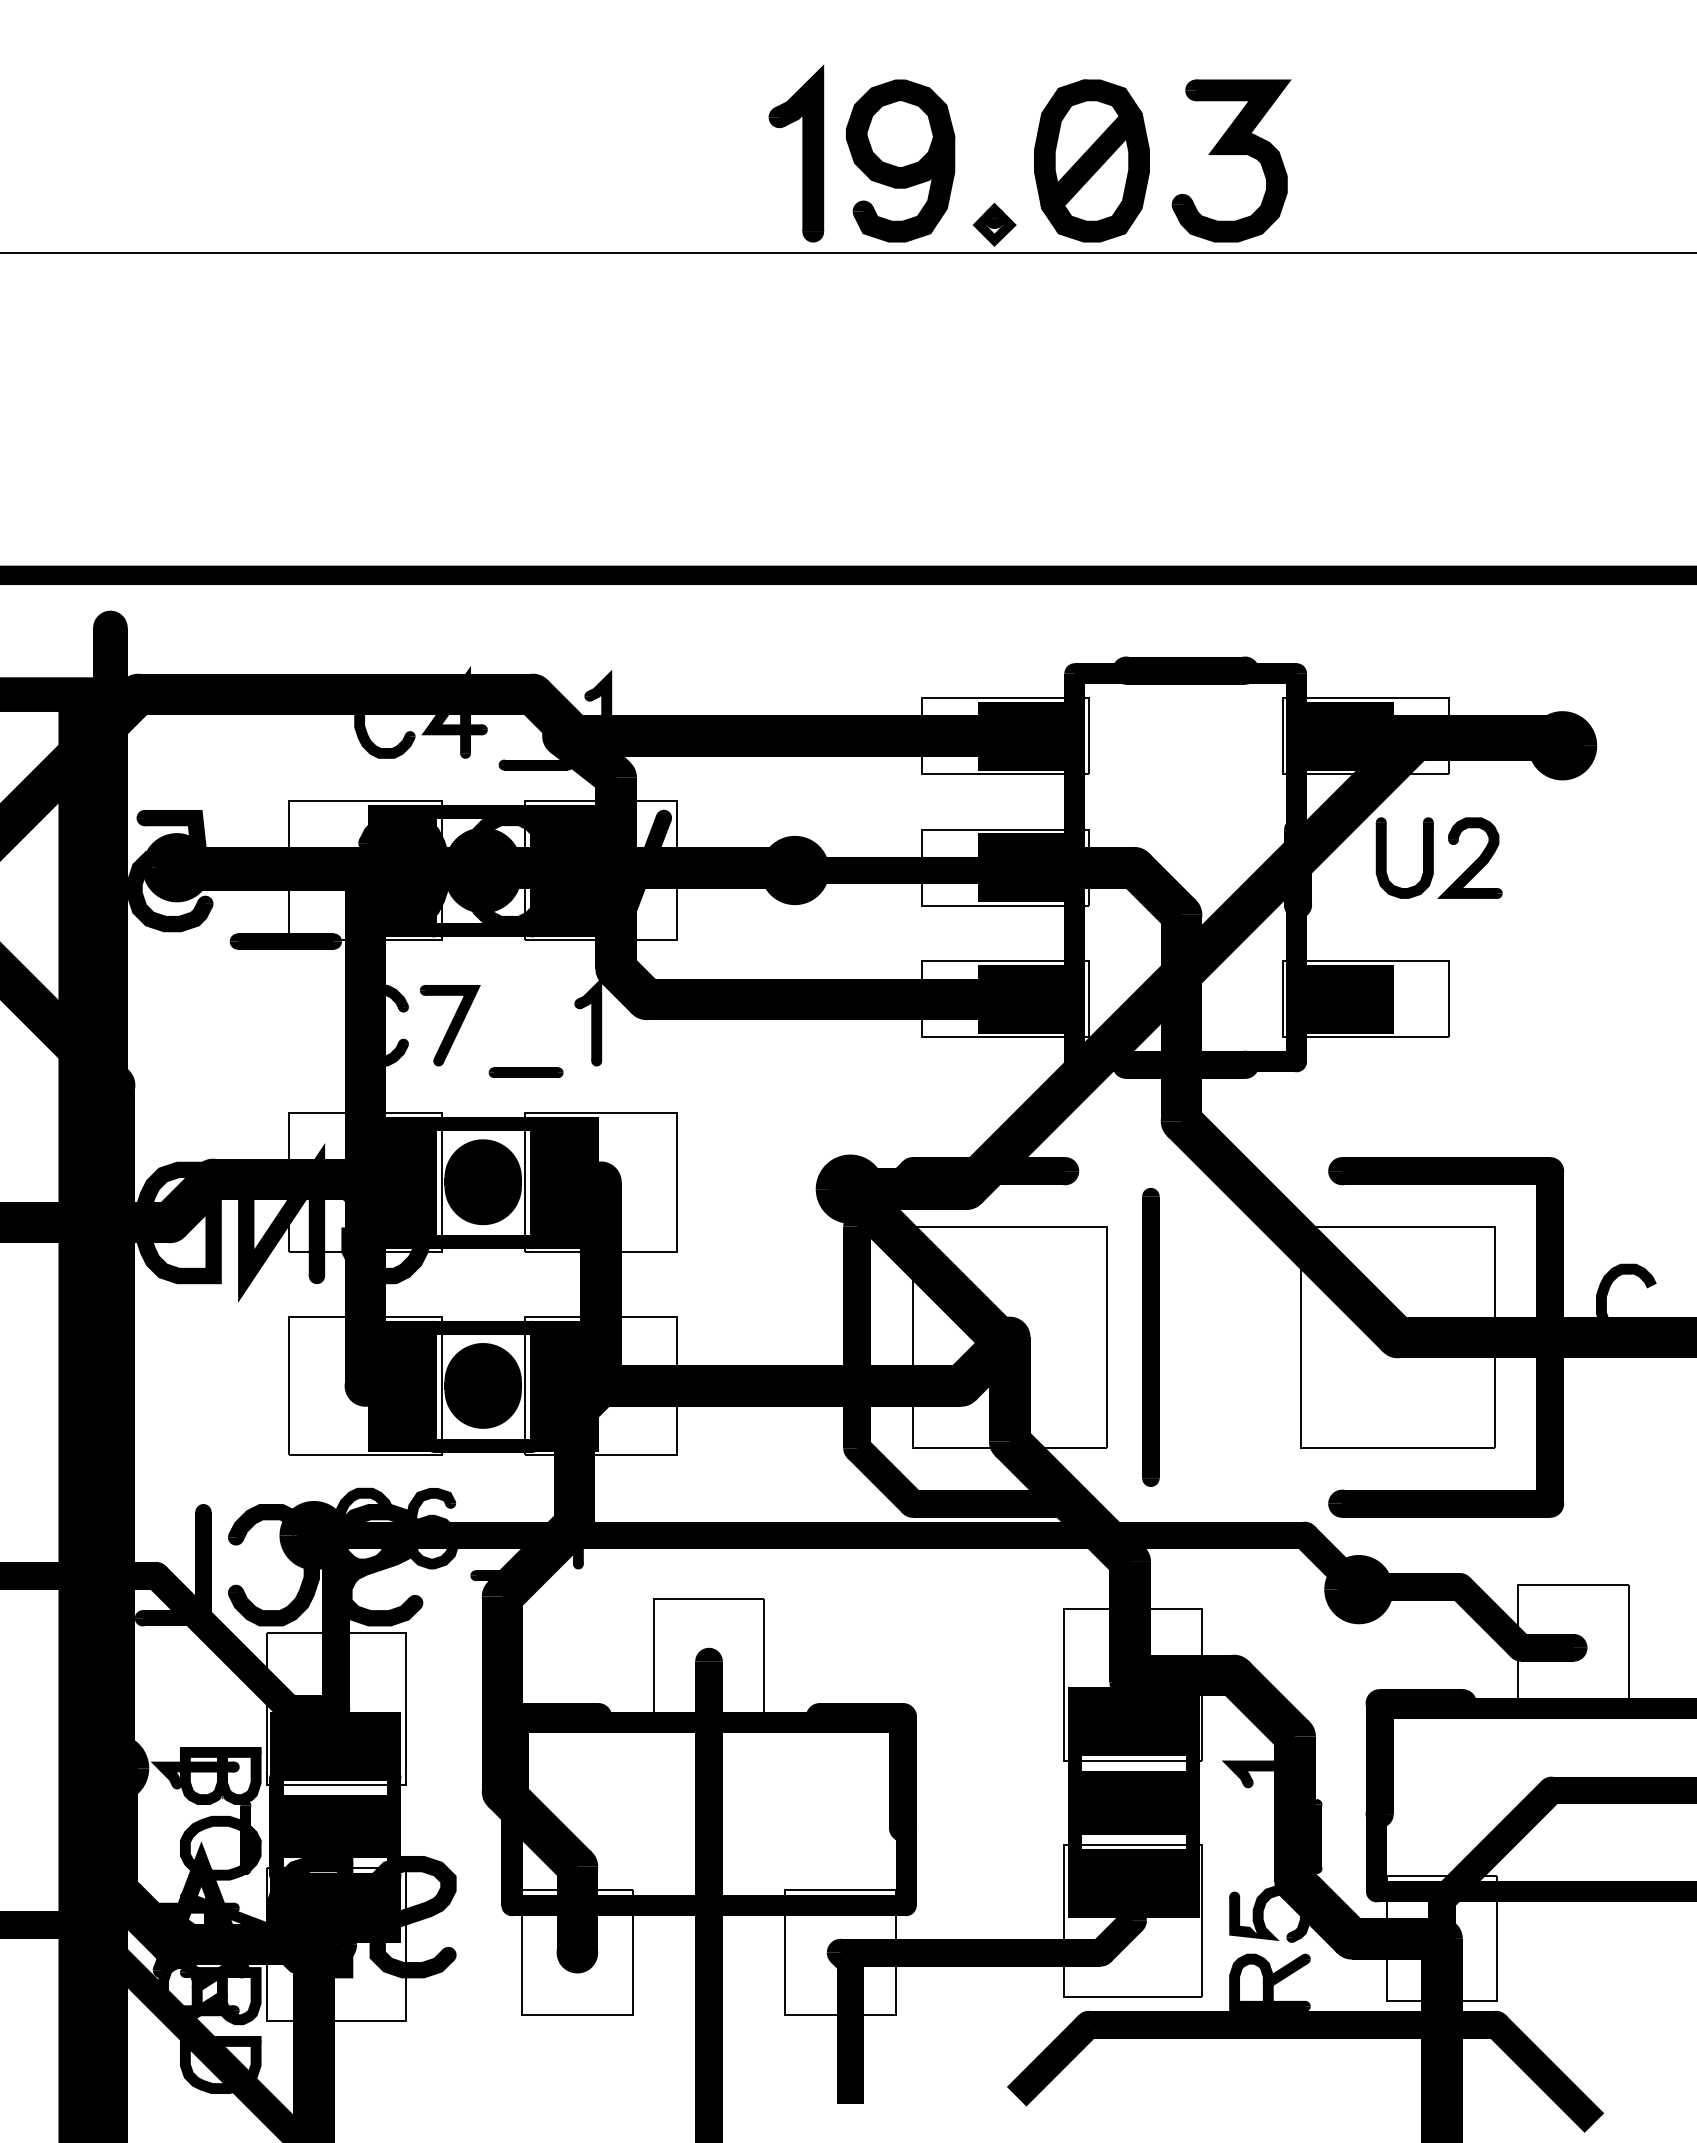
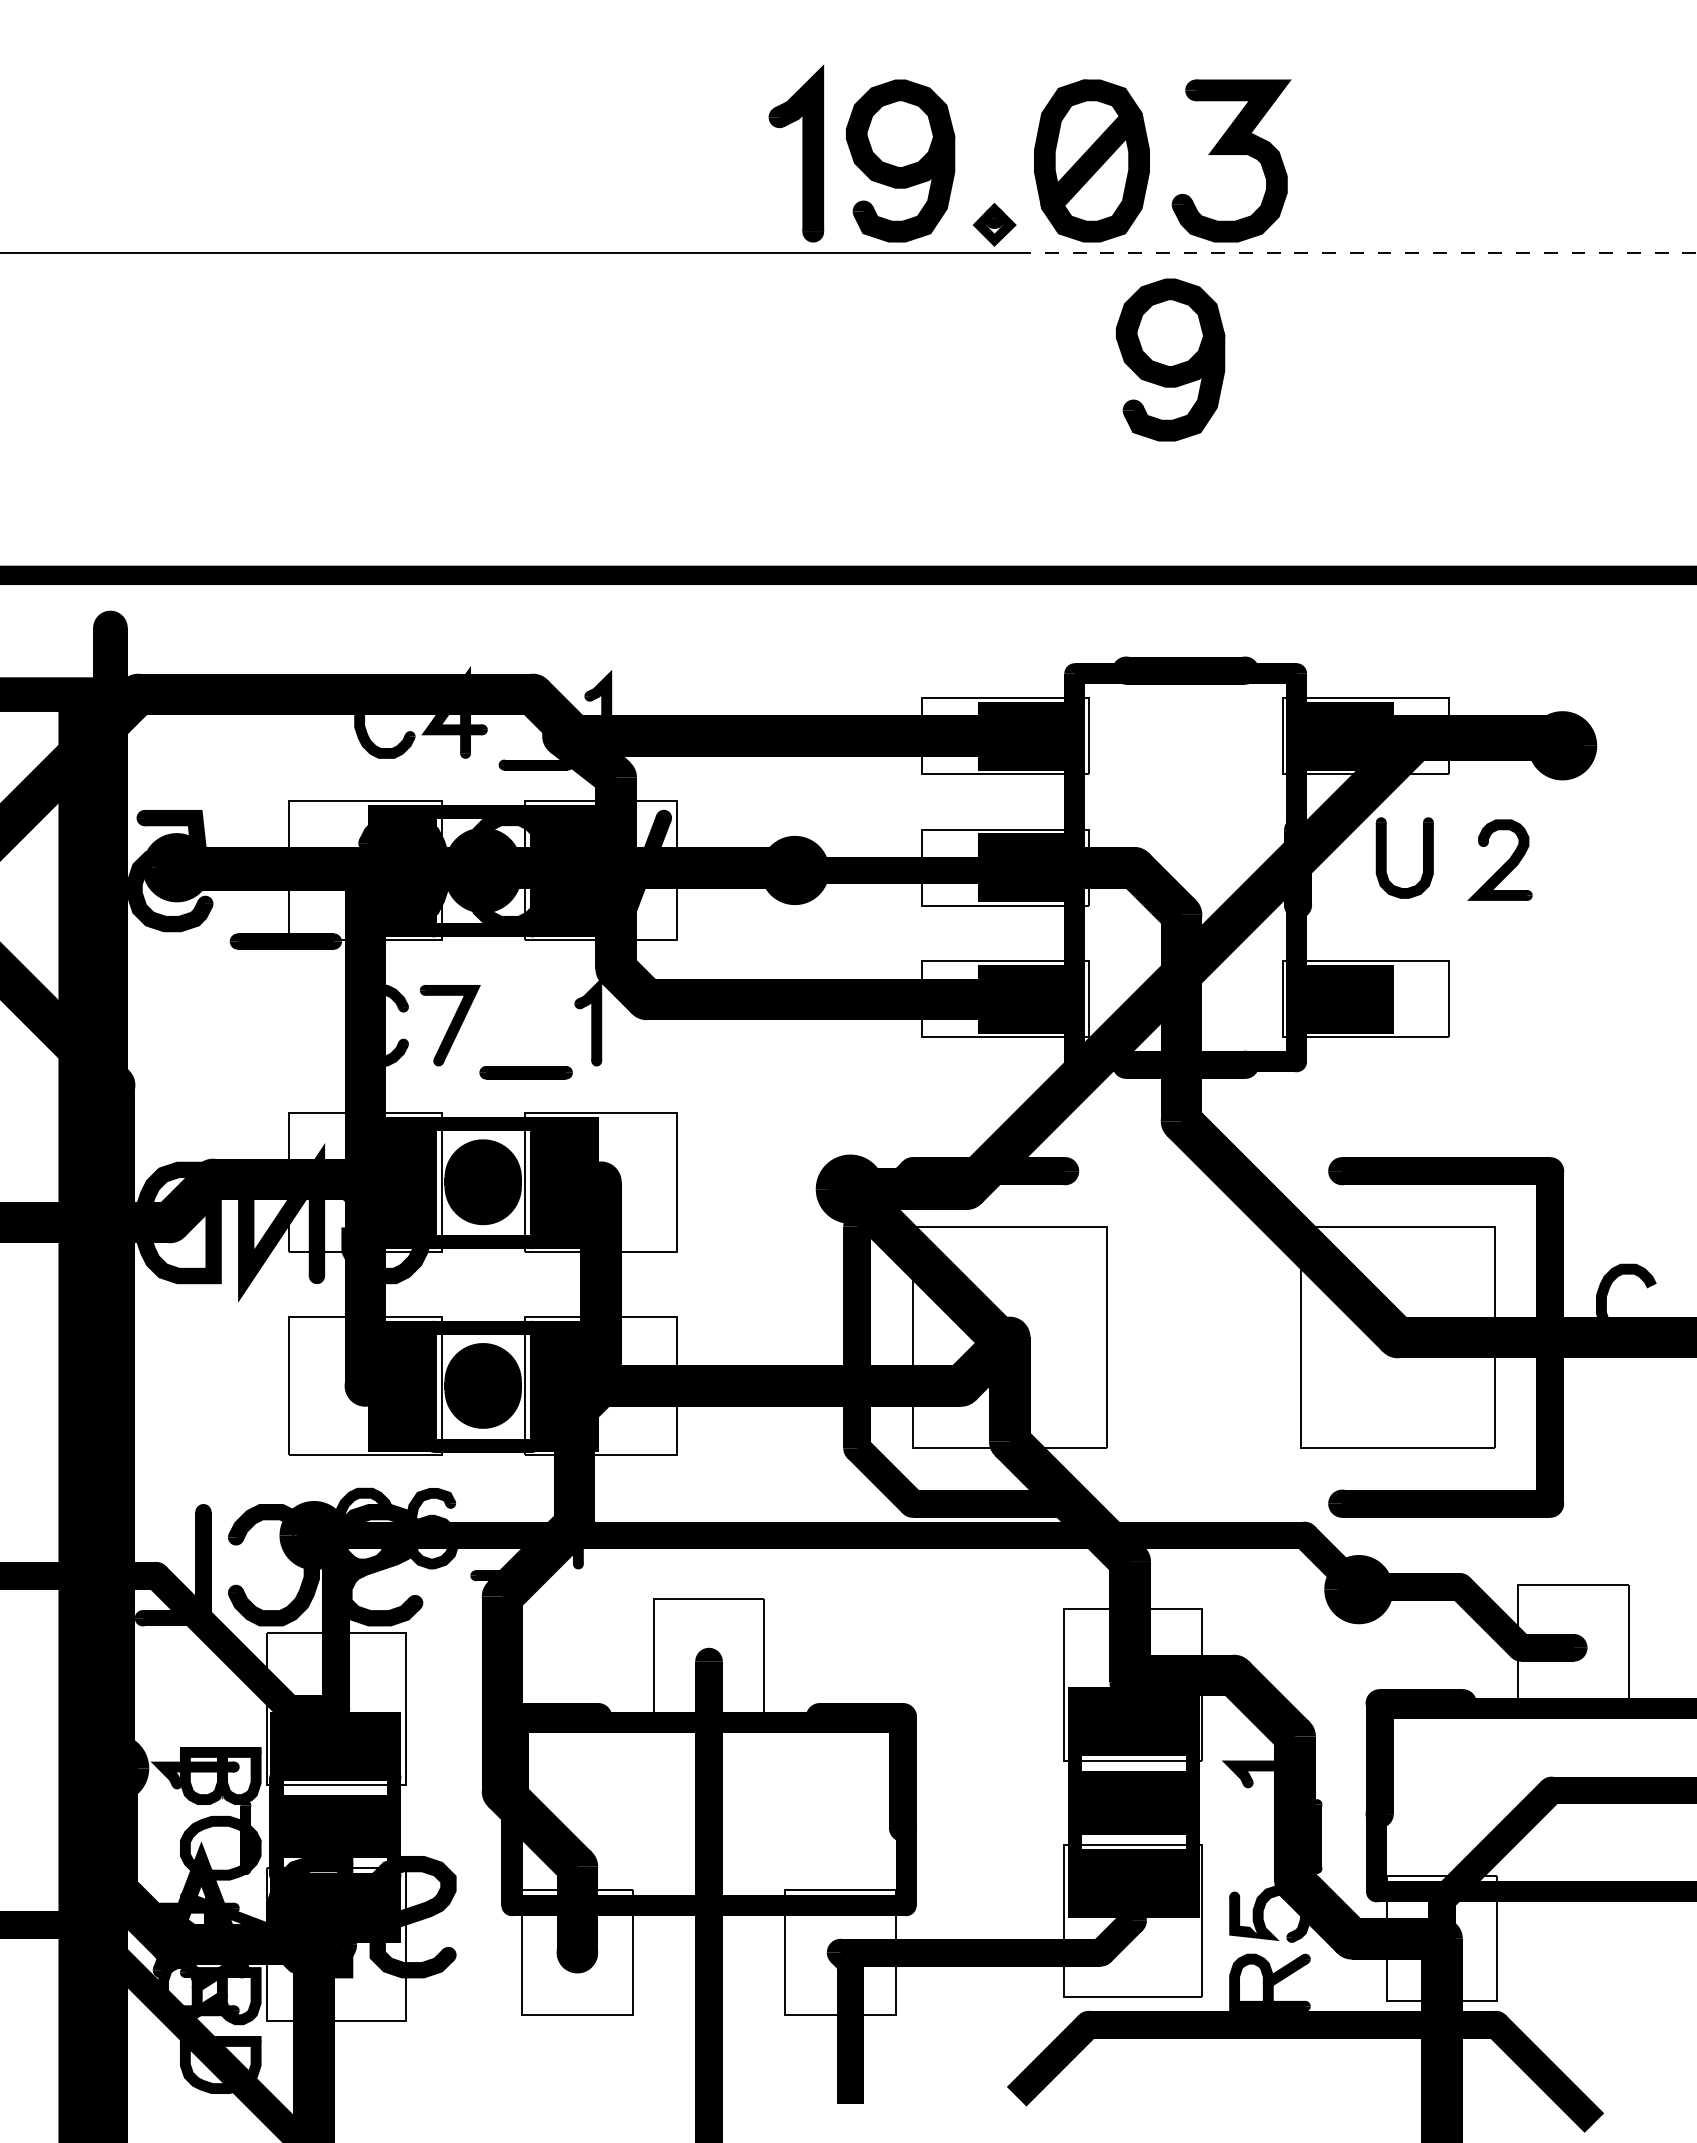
line: solid -> dashed (1357, 252)
part: none -> present (1170, 359)
part position: (1474, 861) -> (1504, 863) (1504, 863)
part size: 76x11 px -> 94x14 px (525, 1072)
part: present -> none (1150, 1337)
